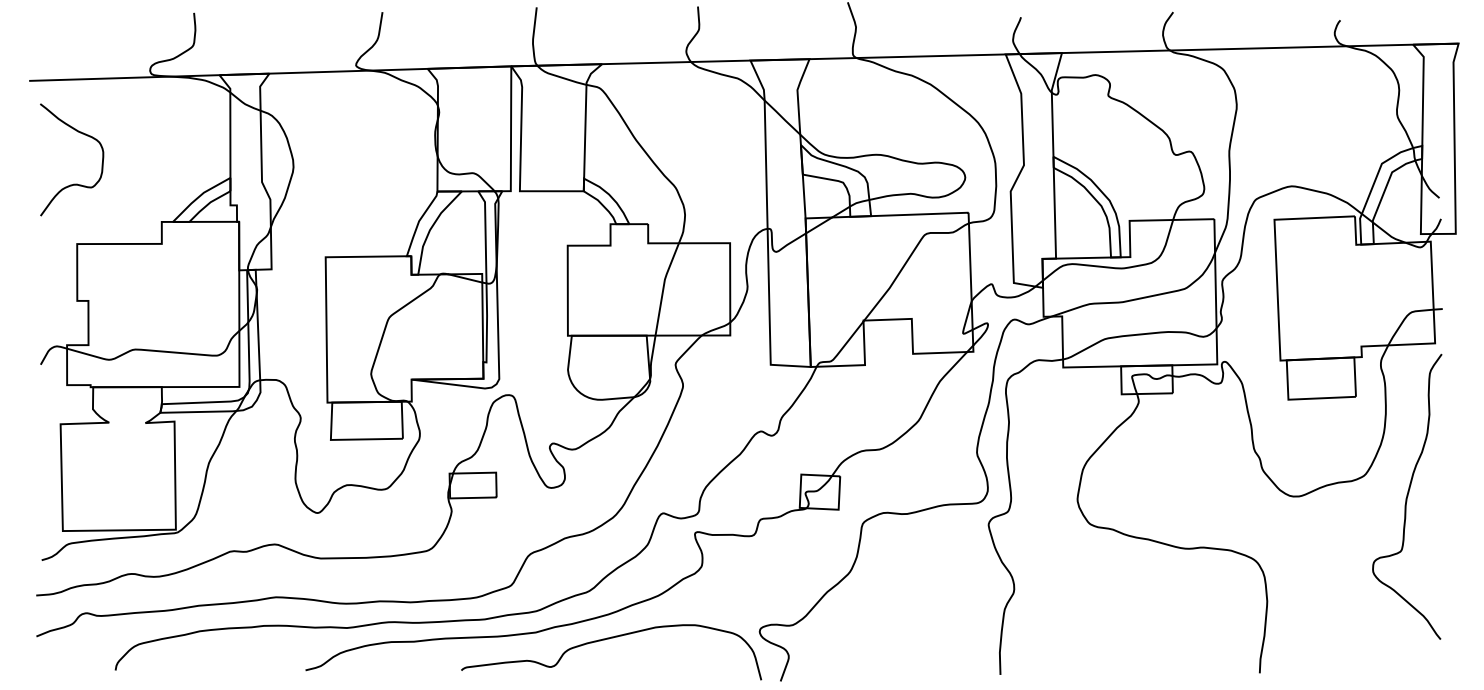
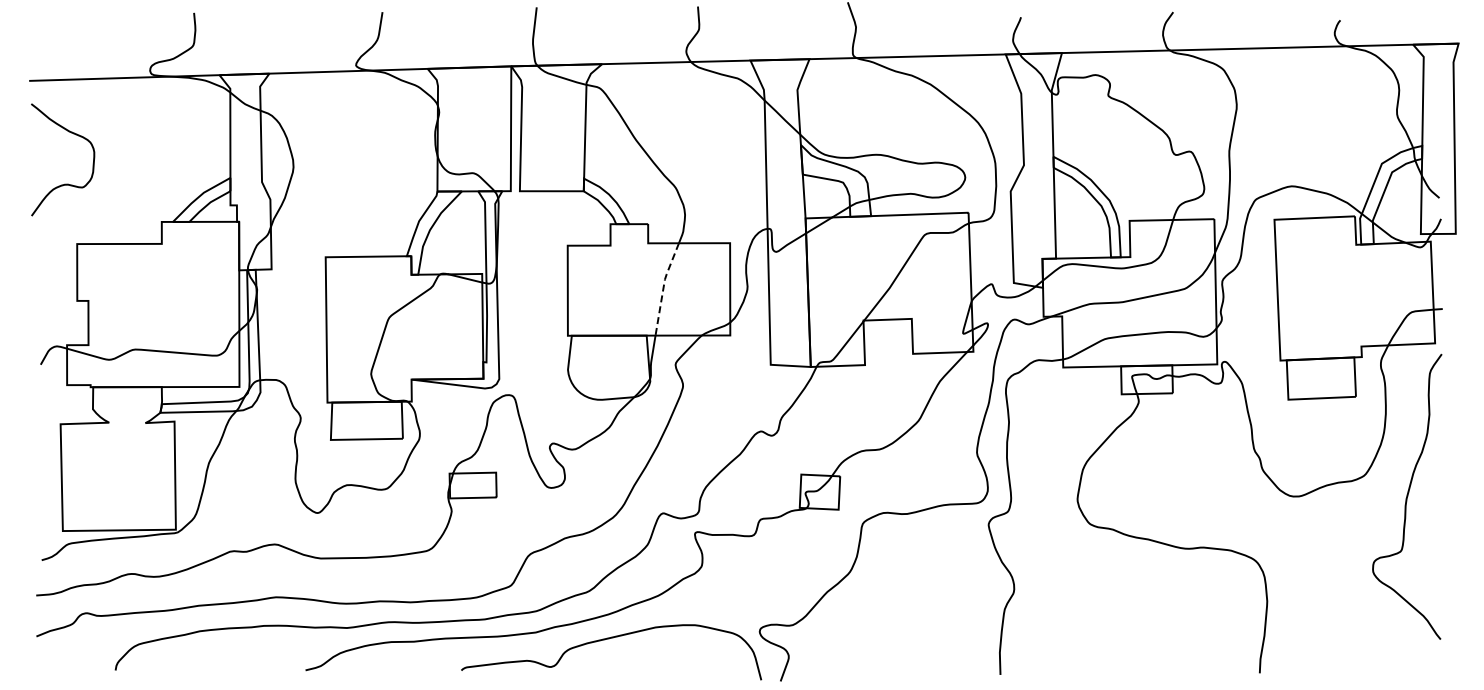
curve position: (73, 183) -> (64, 183) (64, 183)
line: solid -> dashed (663, 287)
